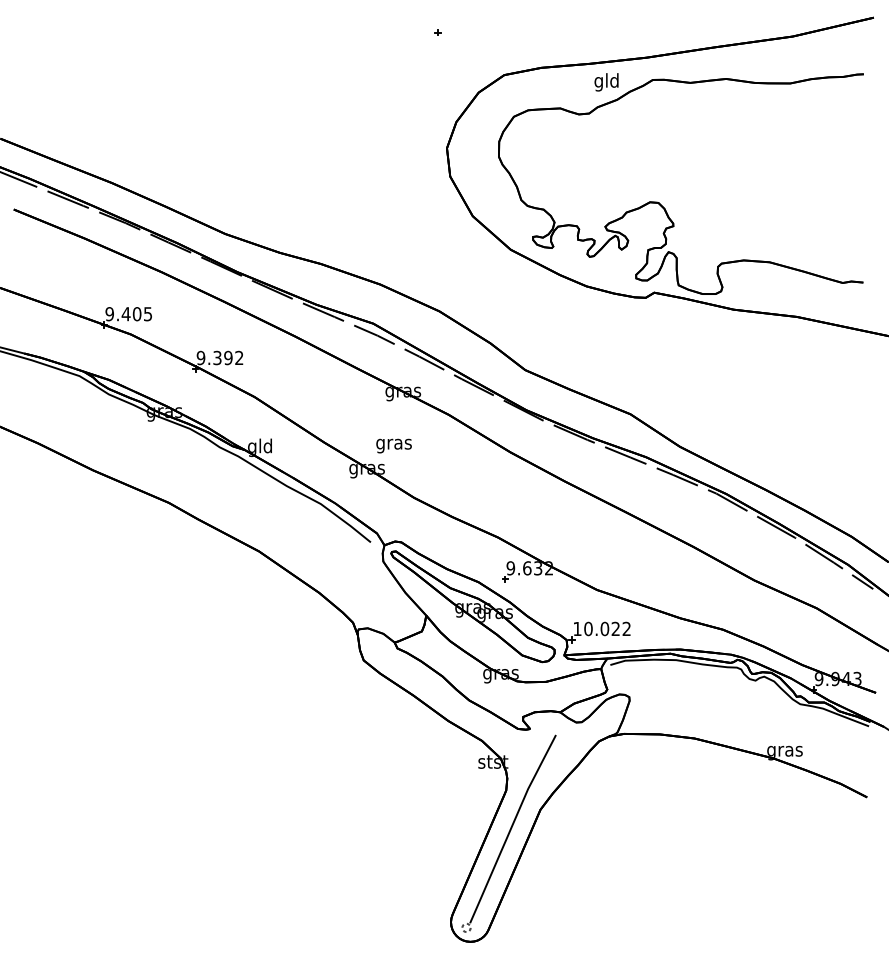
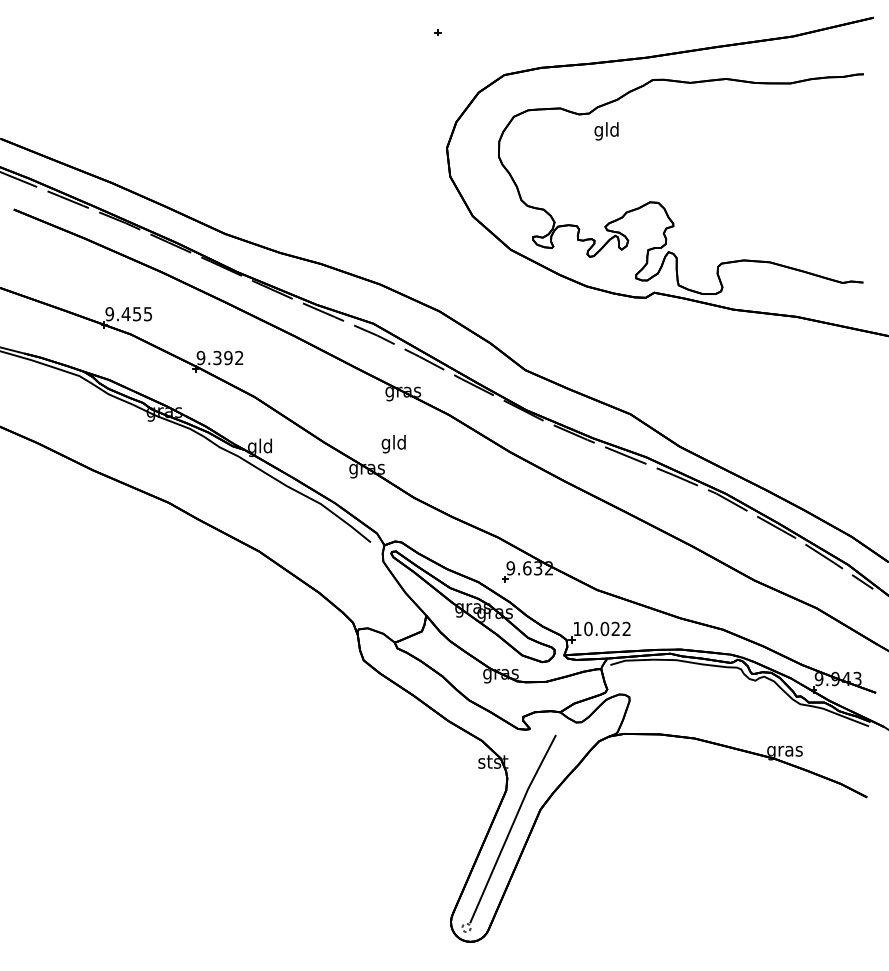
text position: (606, 82) -> (606, 131) (606, 131)
text: 9.405 -> 9.455 (136, 314)
text: gras -> gld (393, 444)
